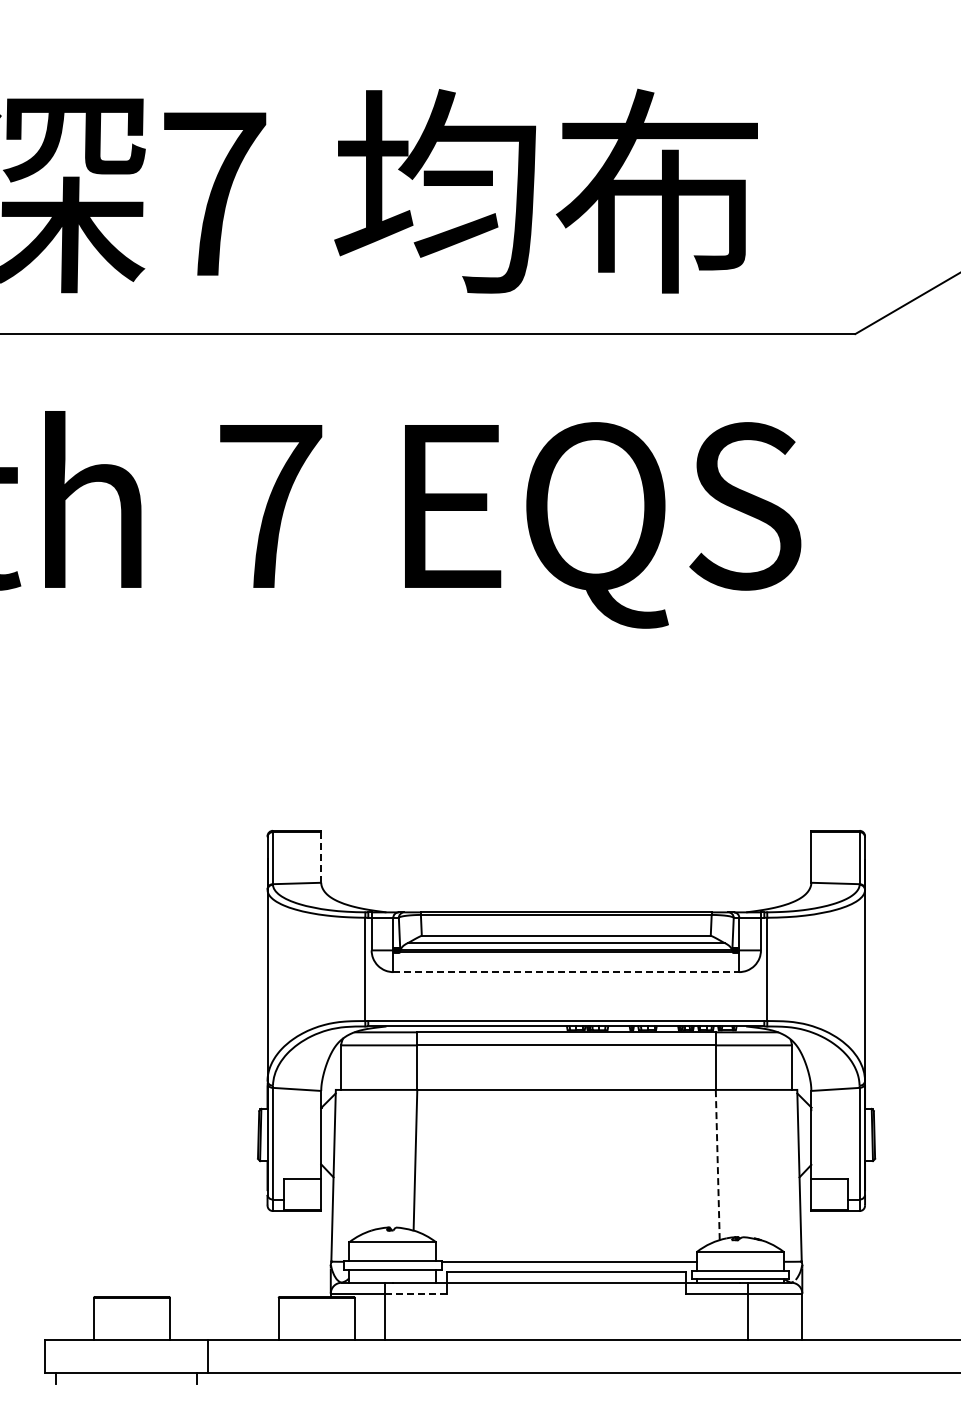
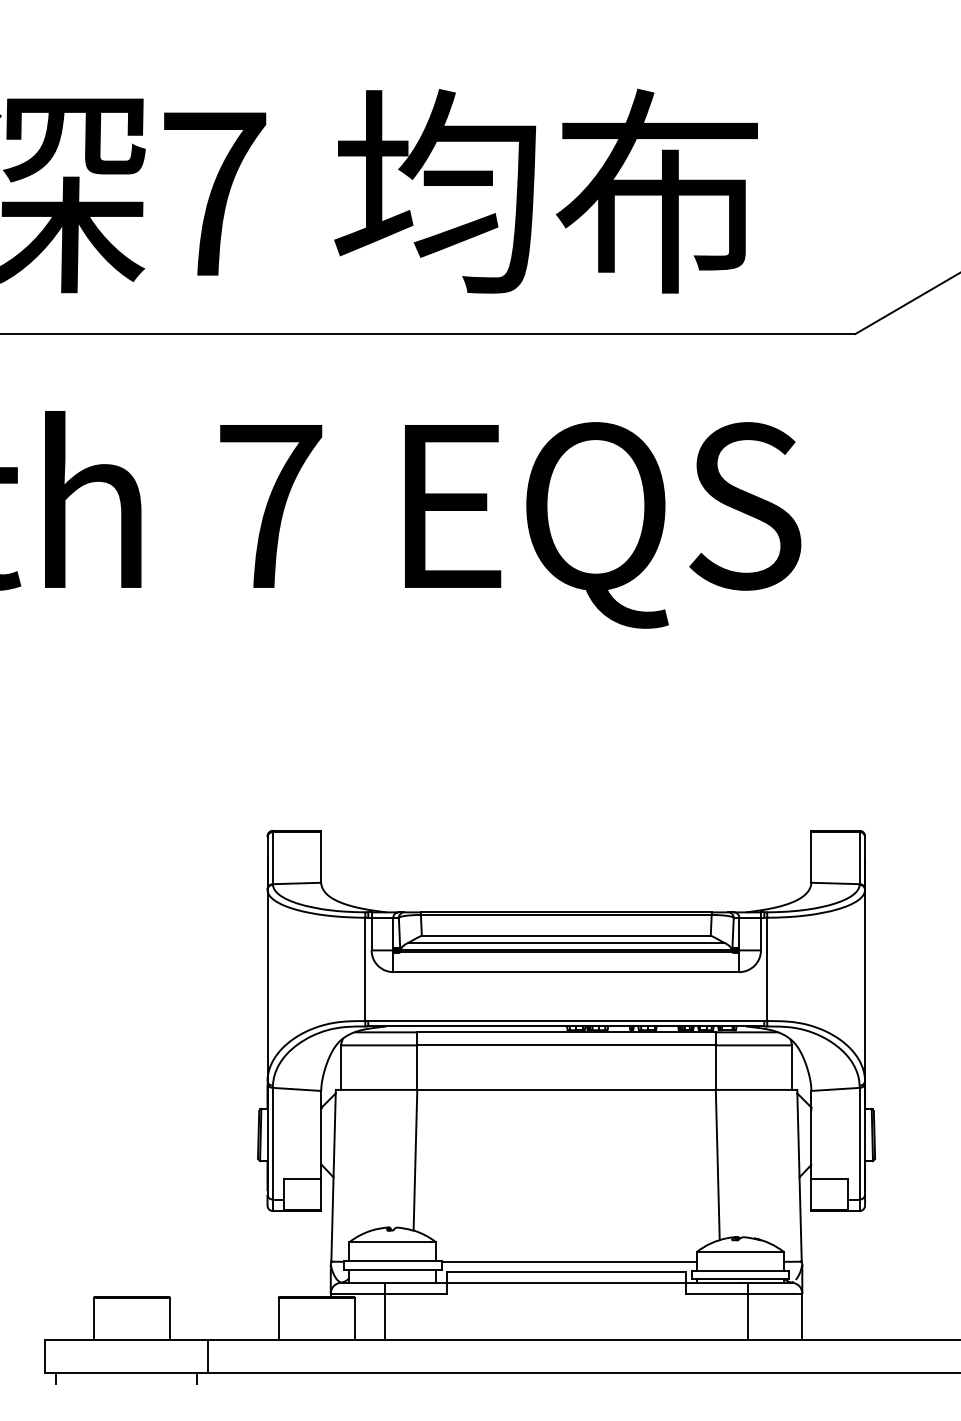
line: dashed -> solid (321, 856)
line: dashed -> solid (566, 972)
line: dashed -> solid (717, 1164)
line: dashed -> solid (416, 1293)
